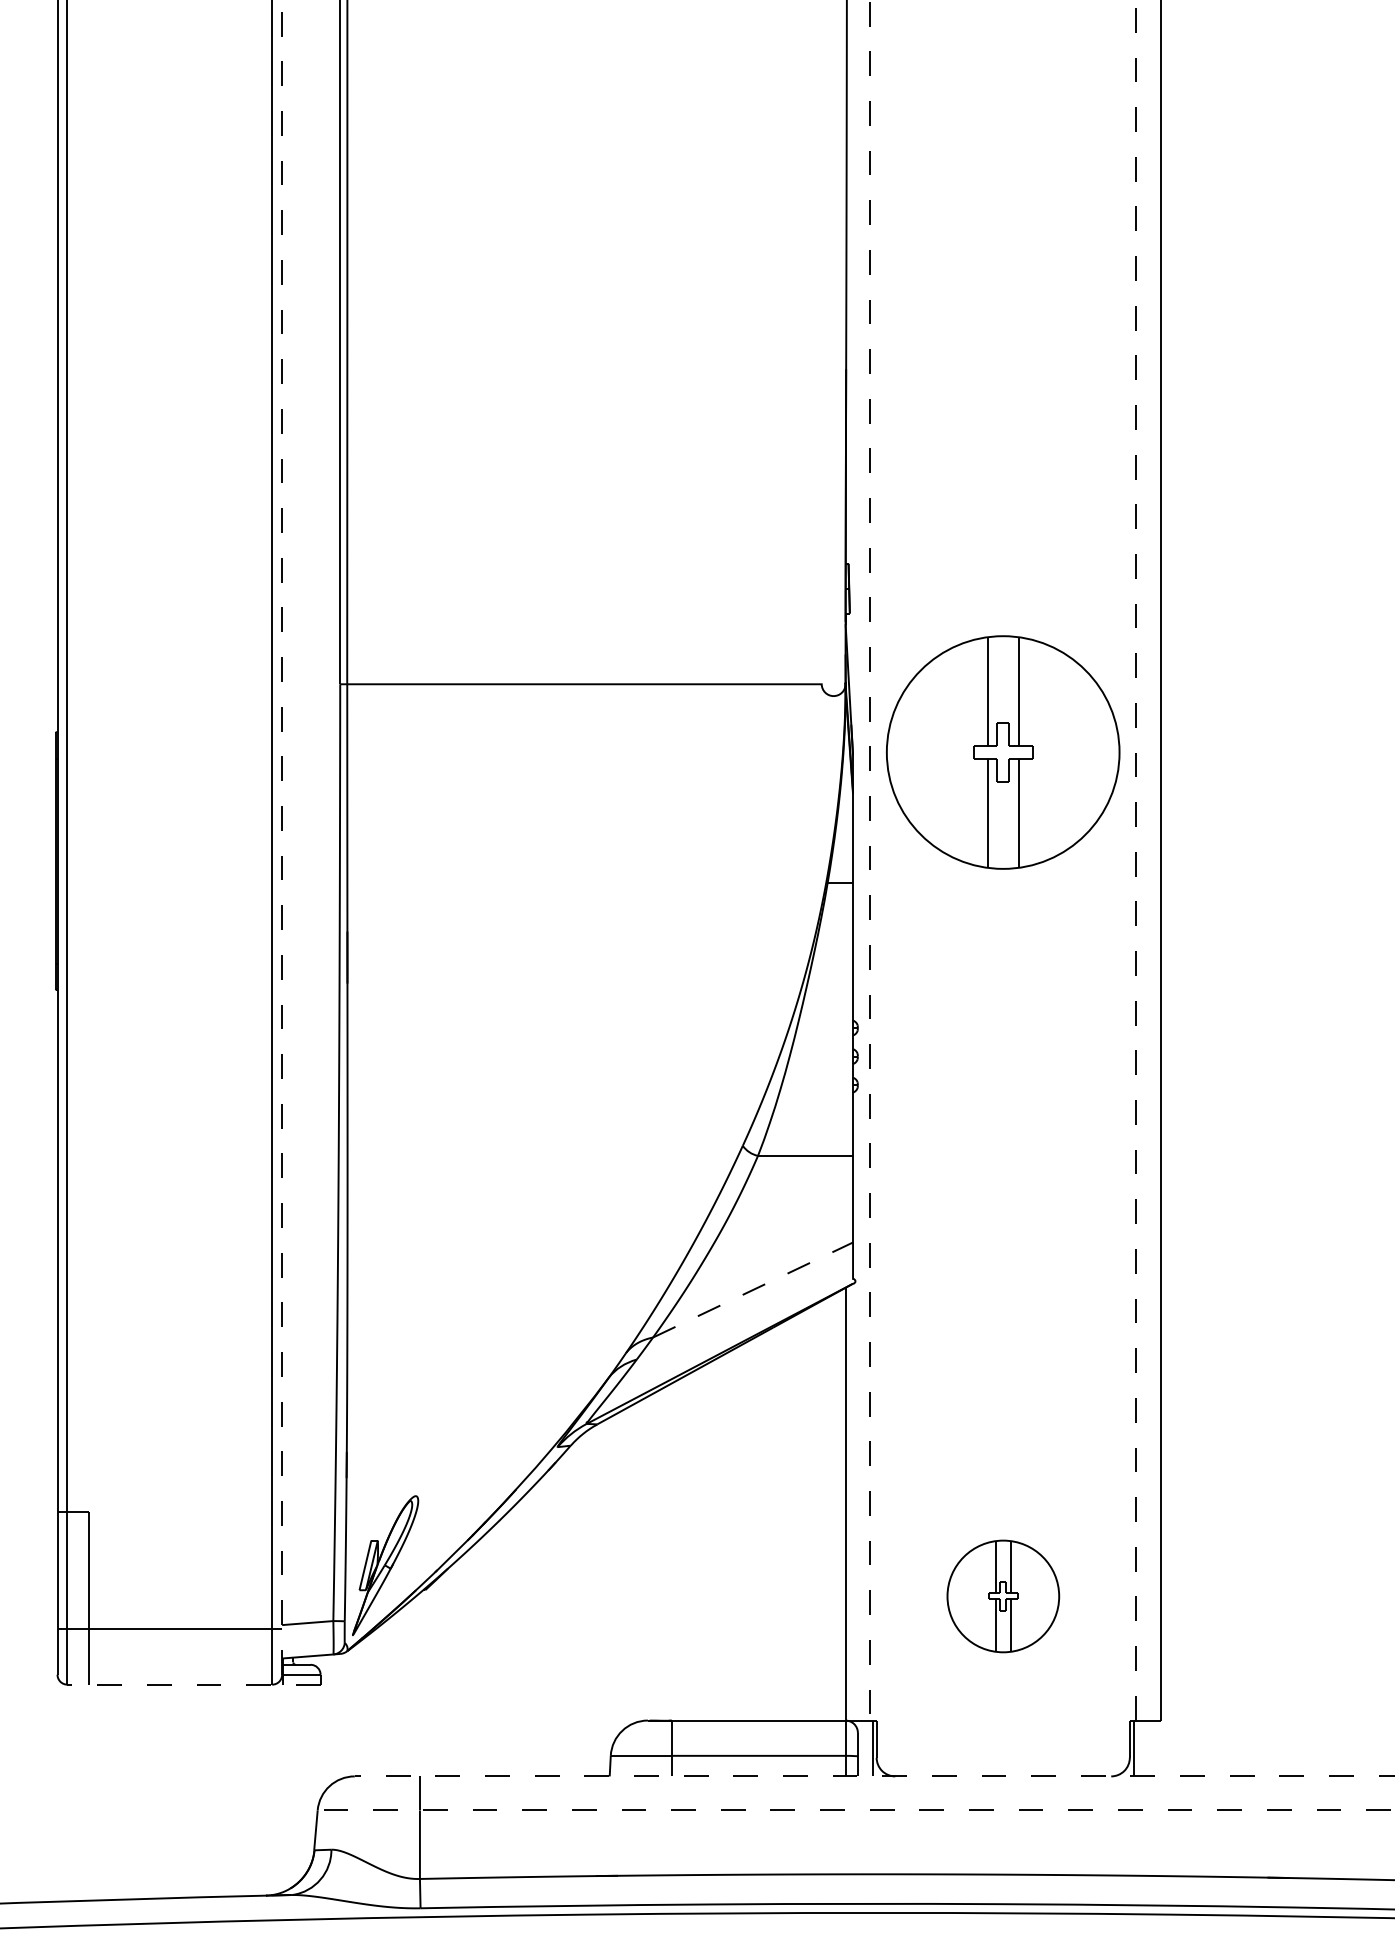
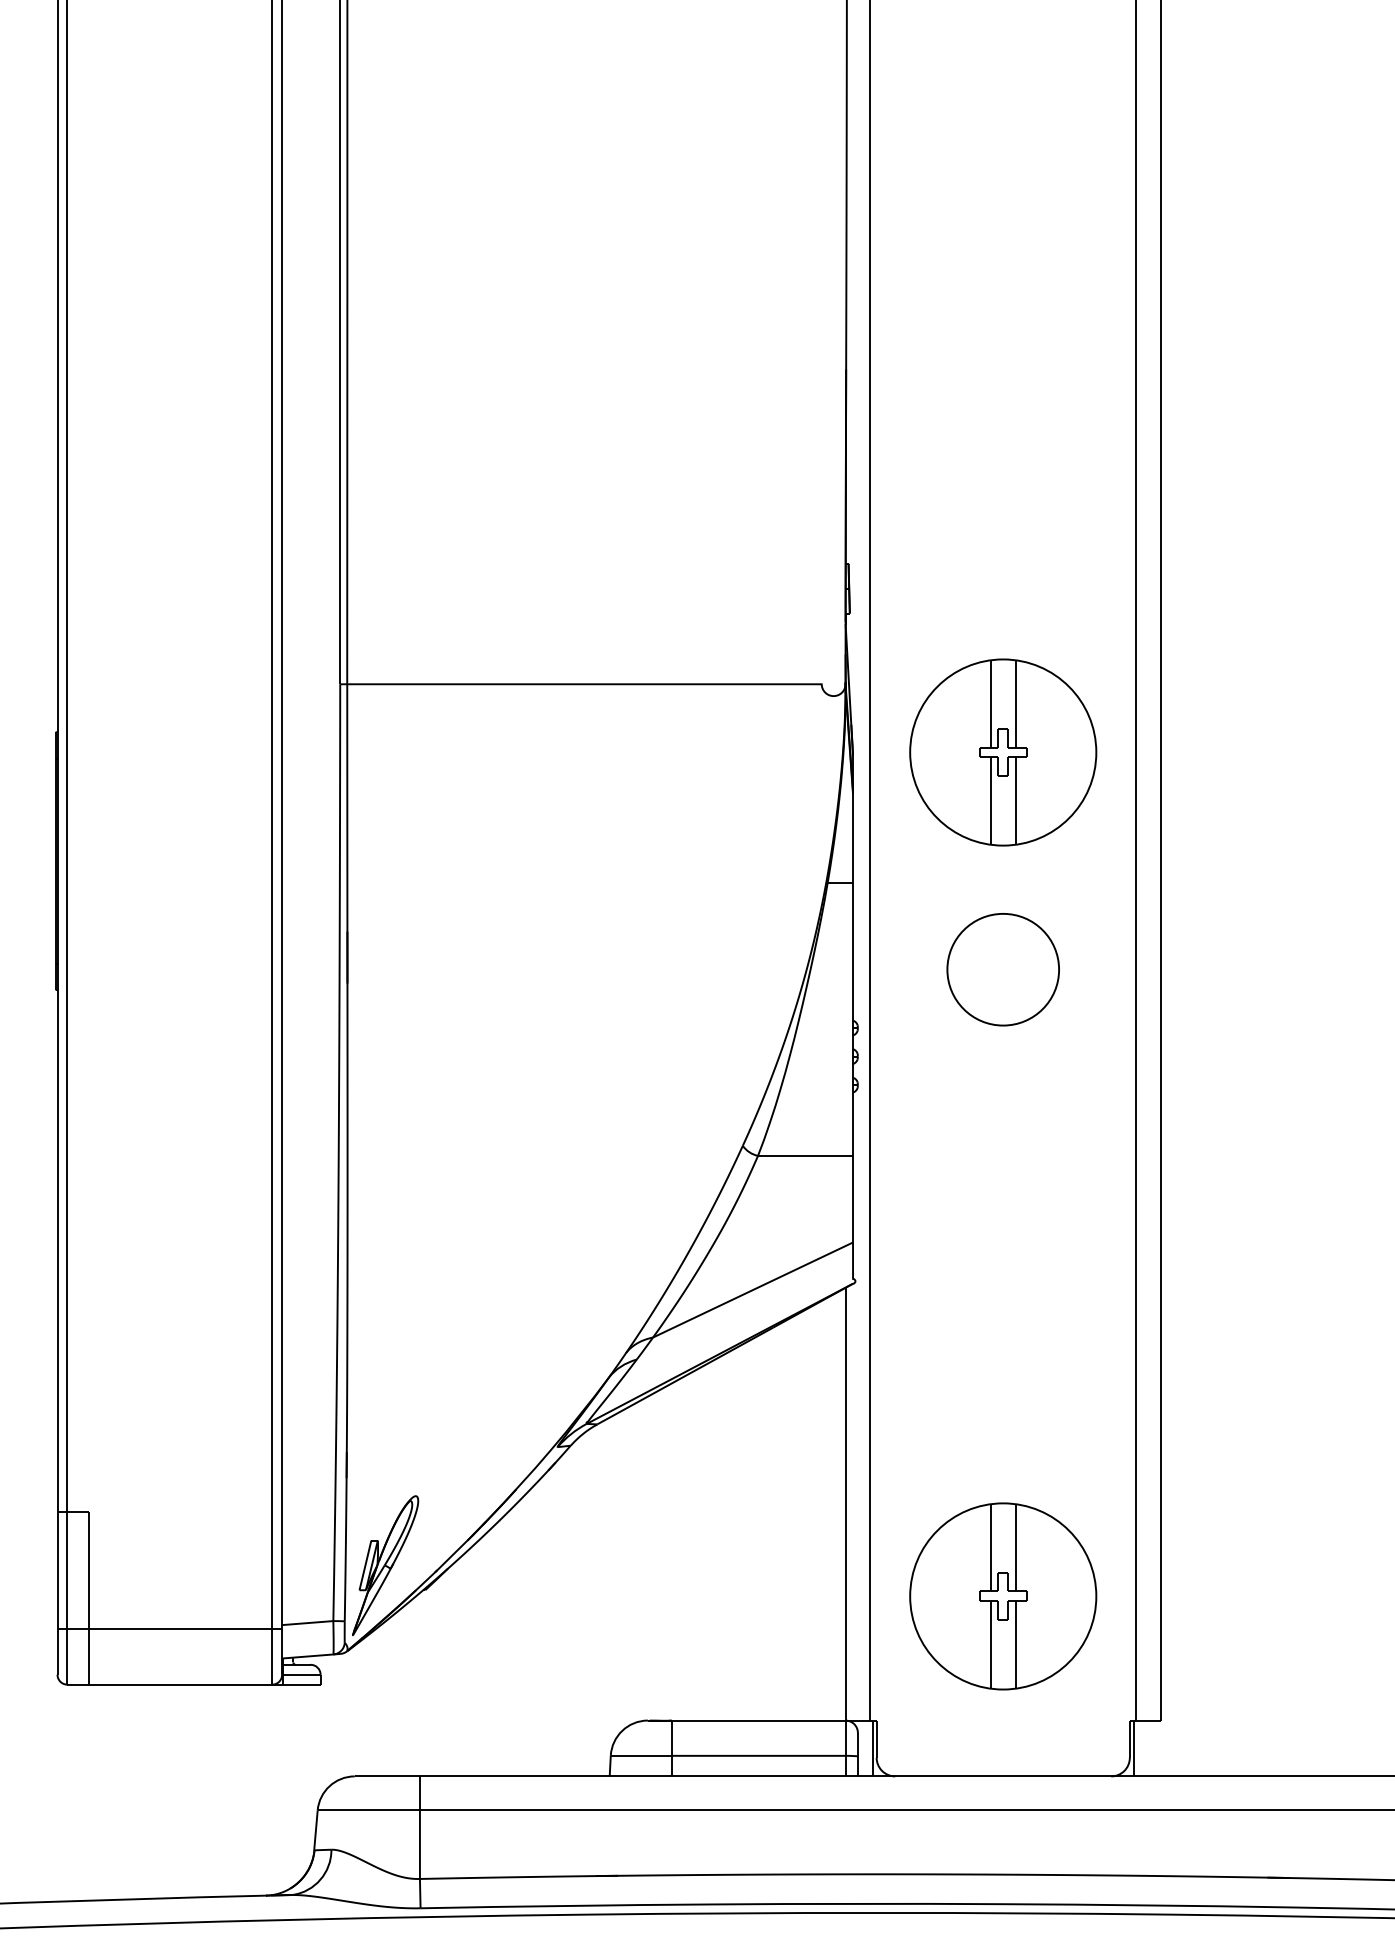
part size: 235x235 px -> 189x189 px (1003, 752)
line: dashed -> solid (282, 837)
line: dashed -> solid (870, 860)
line: dashed -> solid (1136, 860)
circle: none -> present (1002, 969)
line: dashed -> solid (753, 1290)
part size: 115x115 px -> 189x189 px (1003, 1596)
line: dashed -> solid (194, 1684)
line: dashed -> solid (874, 1776)
line: dashed -> solid (855, 1810)
